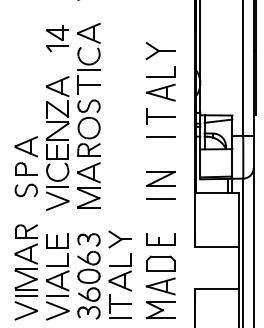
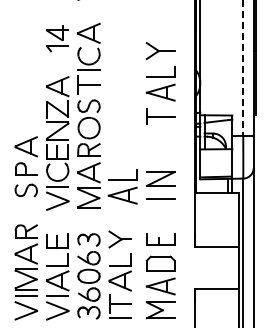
line: solid -> dashed (243, 68)
line: present -> none (160, 136)
part: none -> present (122, 186)
